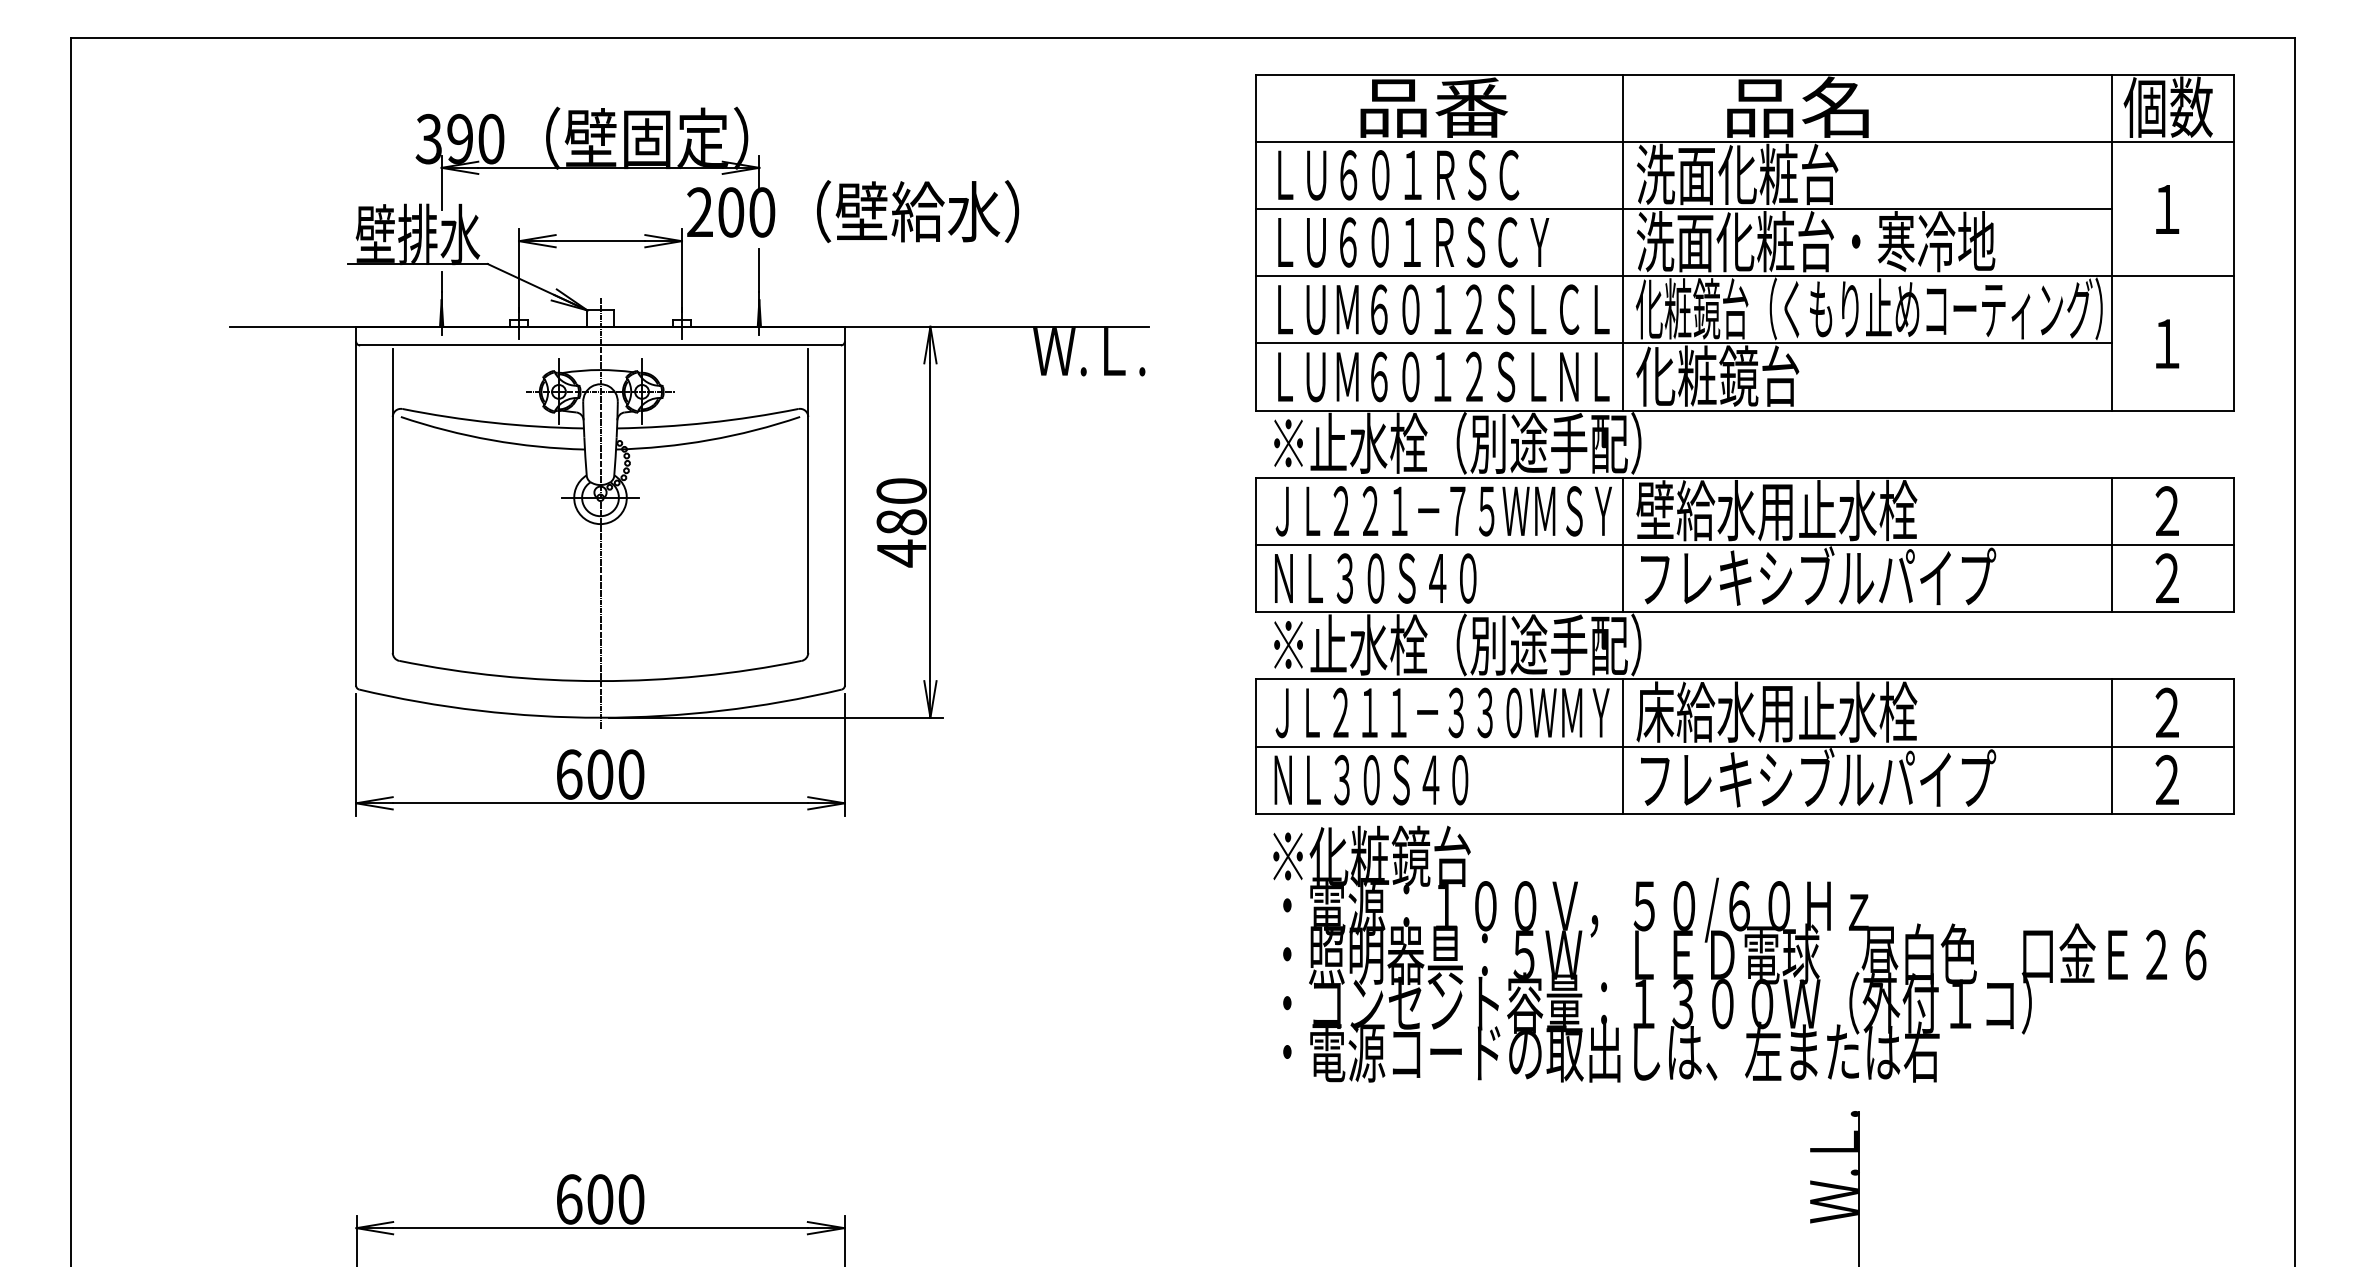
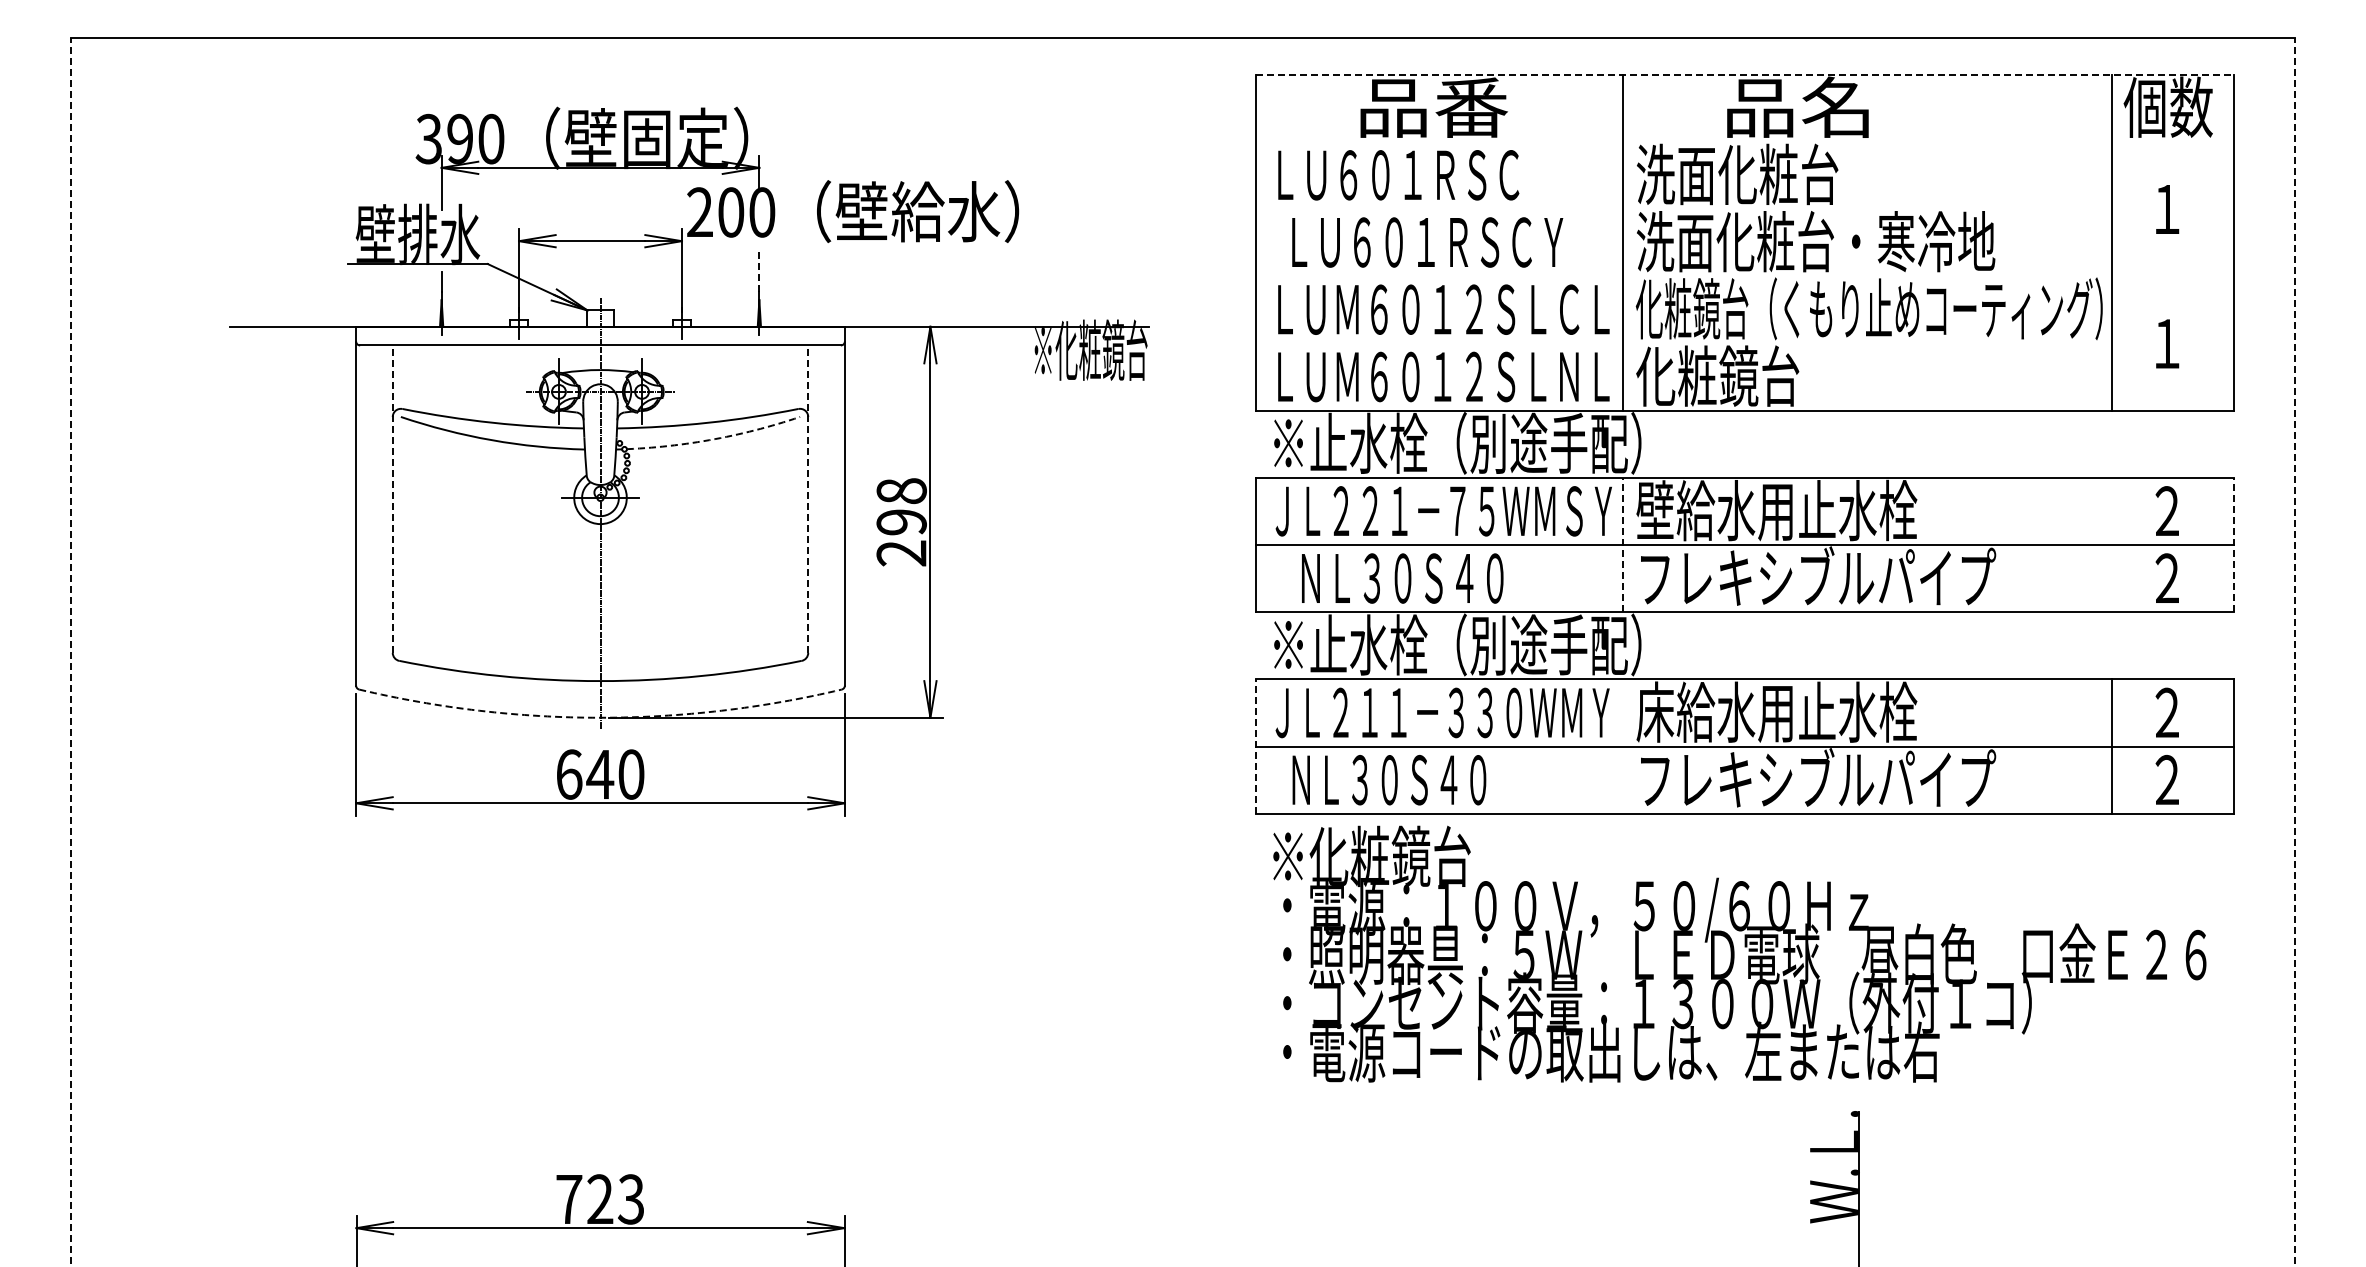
line: solid -> dashed (1745, 74)
line: present -> none (1744, 141)
line: present -> none (1683, 209)
text position: (1413, 242) -> (1427, 242) (1427, 242)
line: solid -> dashed (759, 270)
line: present -> none (1744, 276)
line: present -> none (1683, 343)
text: Ｗ.Ｌ. -> ※化粧鏡台 (1090, 349)
arc: solid -> dashed (709, 440)
line: solid -> dashed (392, 501)
line: solid -> dashed (808, 501)
text: 480 -> 298 (901, 522)
line: solid -> dashed (1622, 544)
line: present -> none (2111, 544)
line: solid -> dashed (2233, 544)
text position: (1375, 578) -> (1402, 578) (1402, 578)
line: solid -> dashed (70, 651)
line: solid -> dashed (2295, 651)
arc: solid -> dashed (600, 717)
line: solid -> dashed (1256, 746)
line: present -> none (1622, 746)
text: 600 -> 640 (600, 774)
text position: (1371, 780) -> (1389, 780) (1389, 780)
text: 600 -> 723 (600, 1199)
